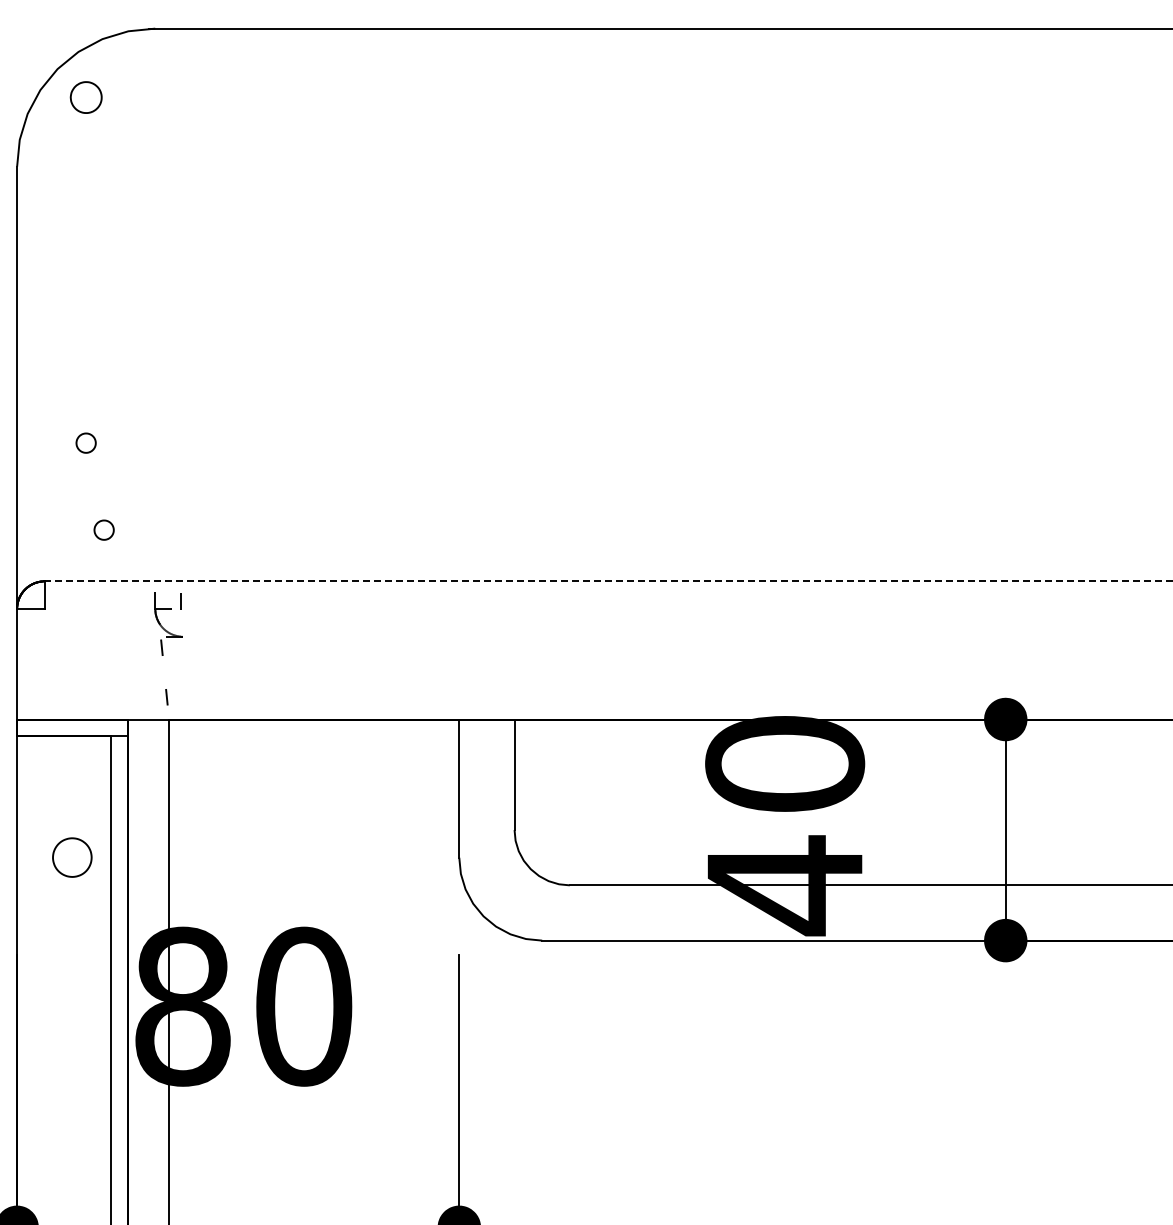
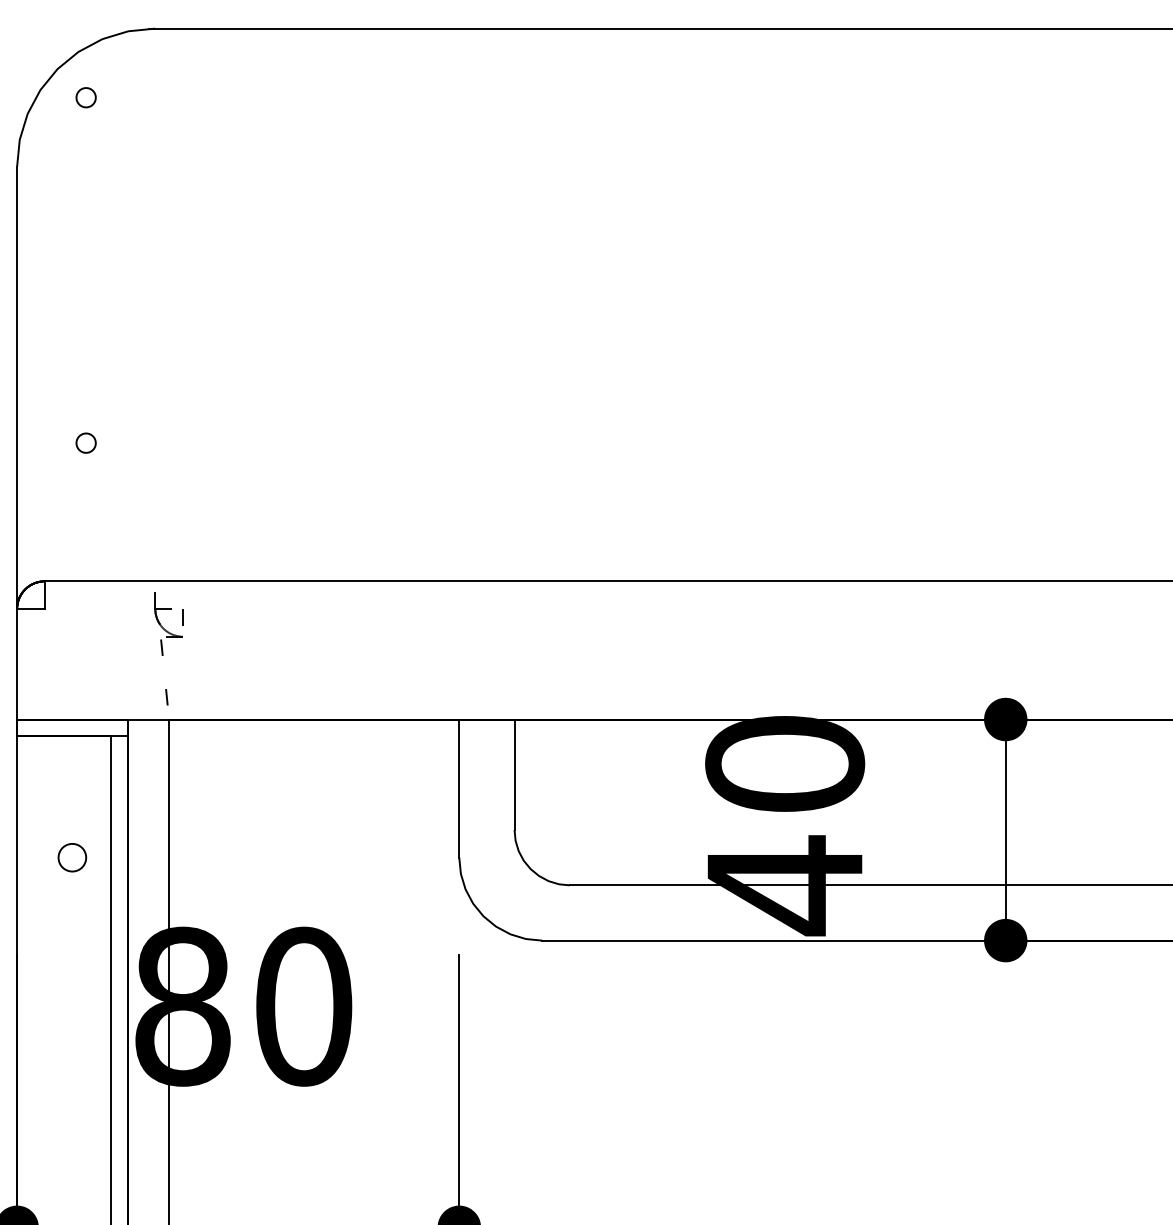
part size: 34x33 px -> 22x22 px (85, 97)
part: present -> none (103, 529)
line: dashed -> solid (608, 581)
line position: (180, 601) -> (182, 617) (182, 617)
part size: 41x41 px -> 31x30 px (72, 857)
